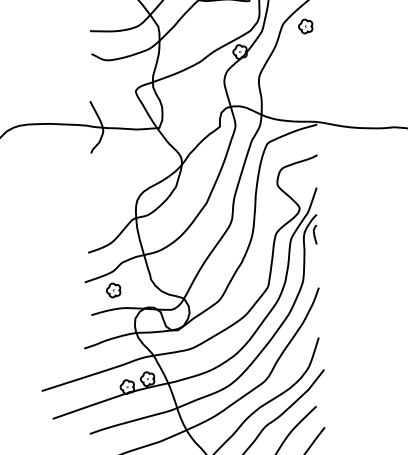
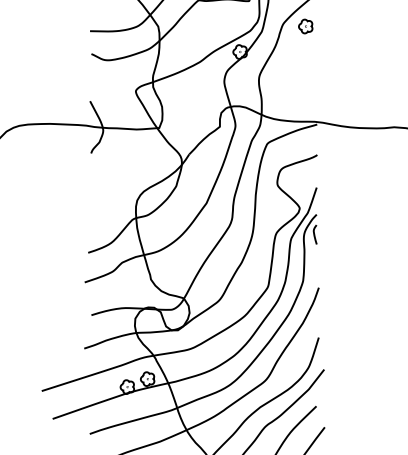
part: present -> none (113, 290)
